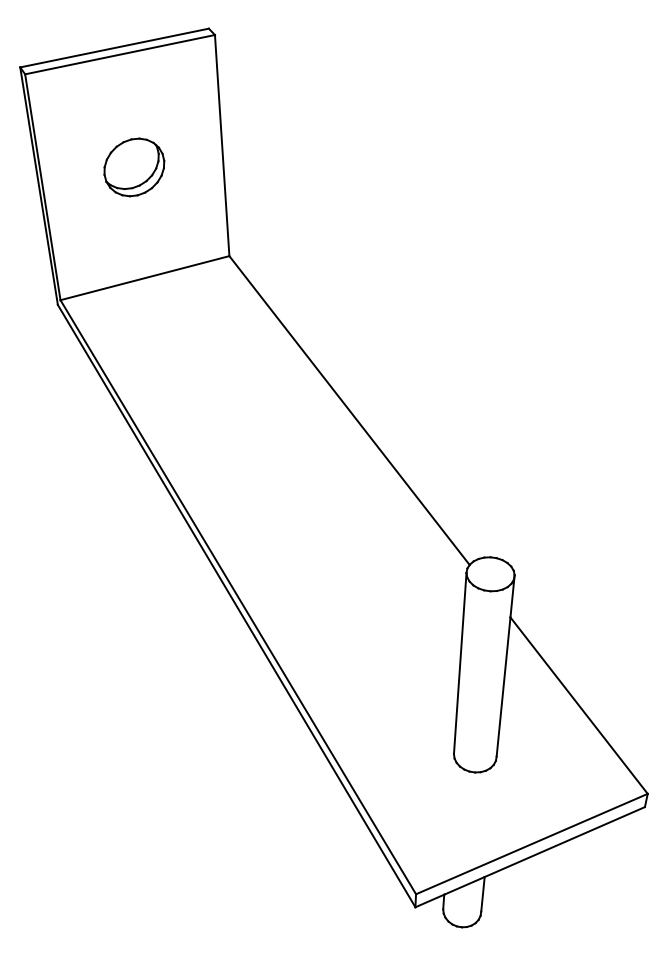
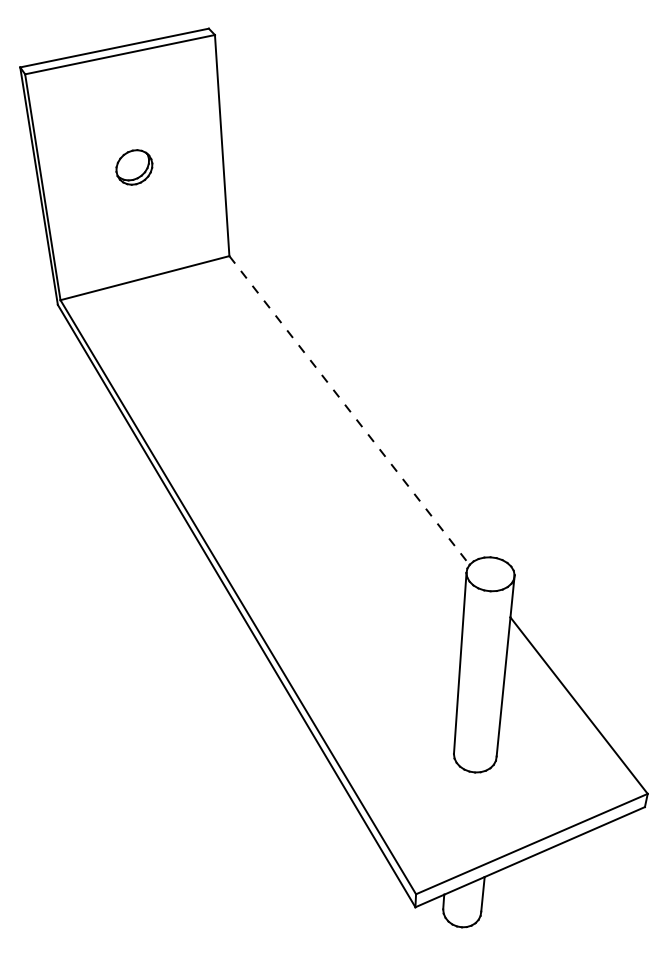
part size: 63x61 px -> 39x37 px (134, 167)
line: solid -> dashed (349, 410)
